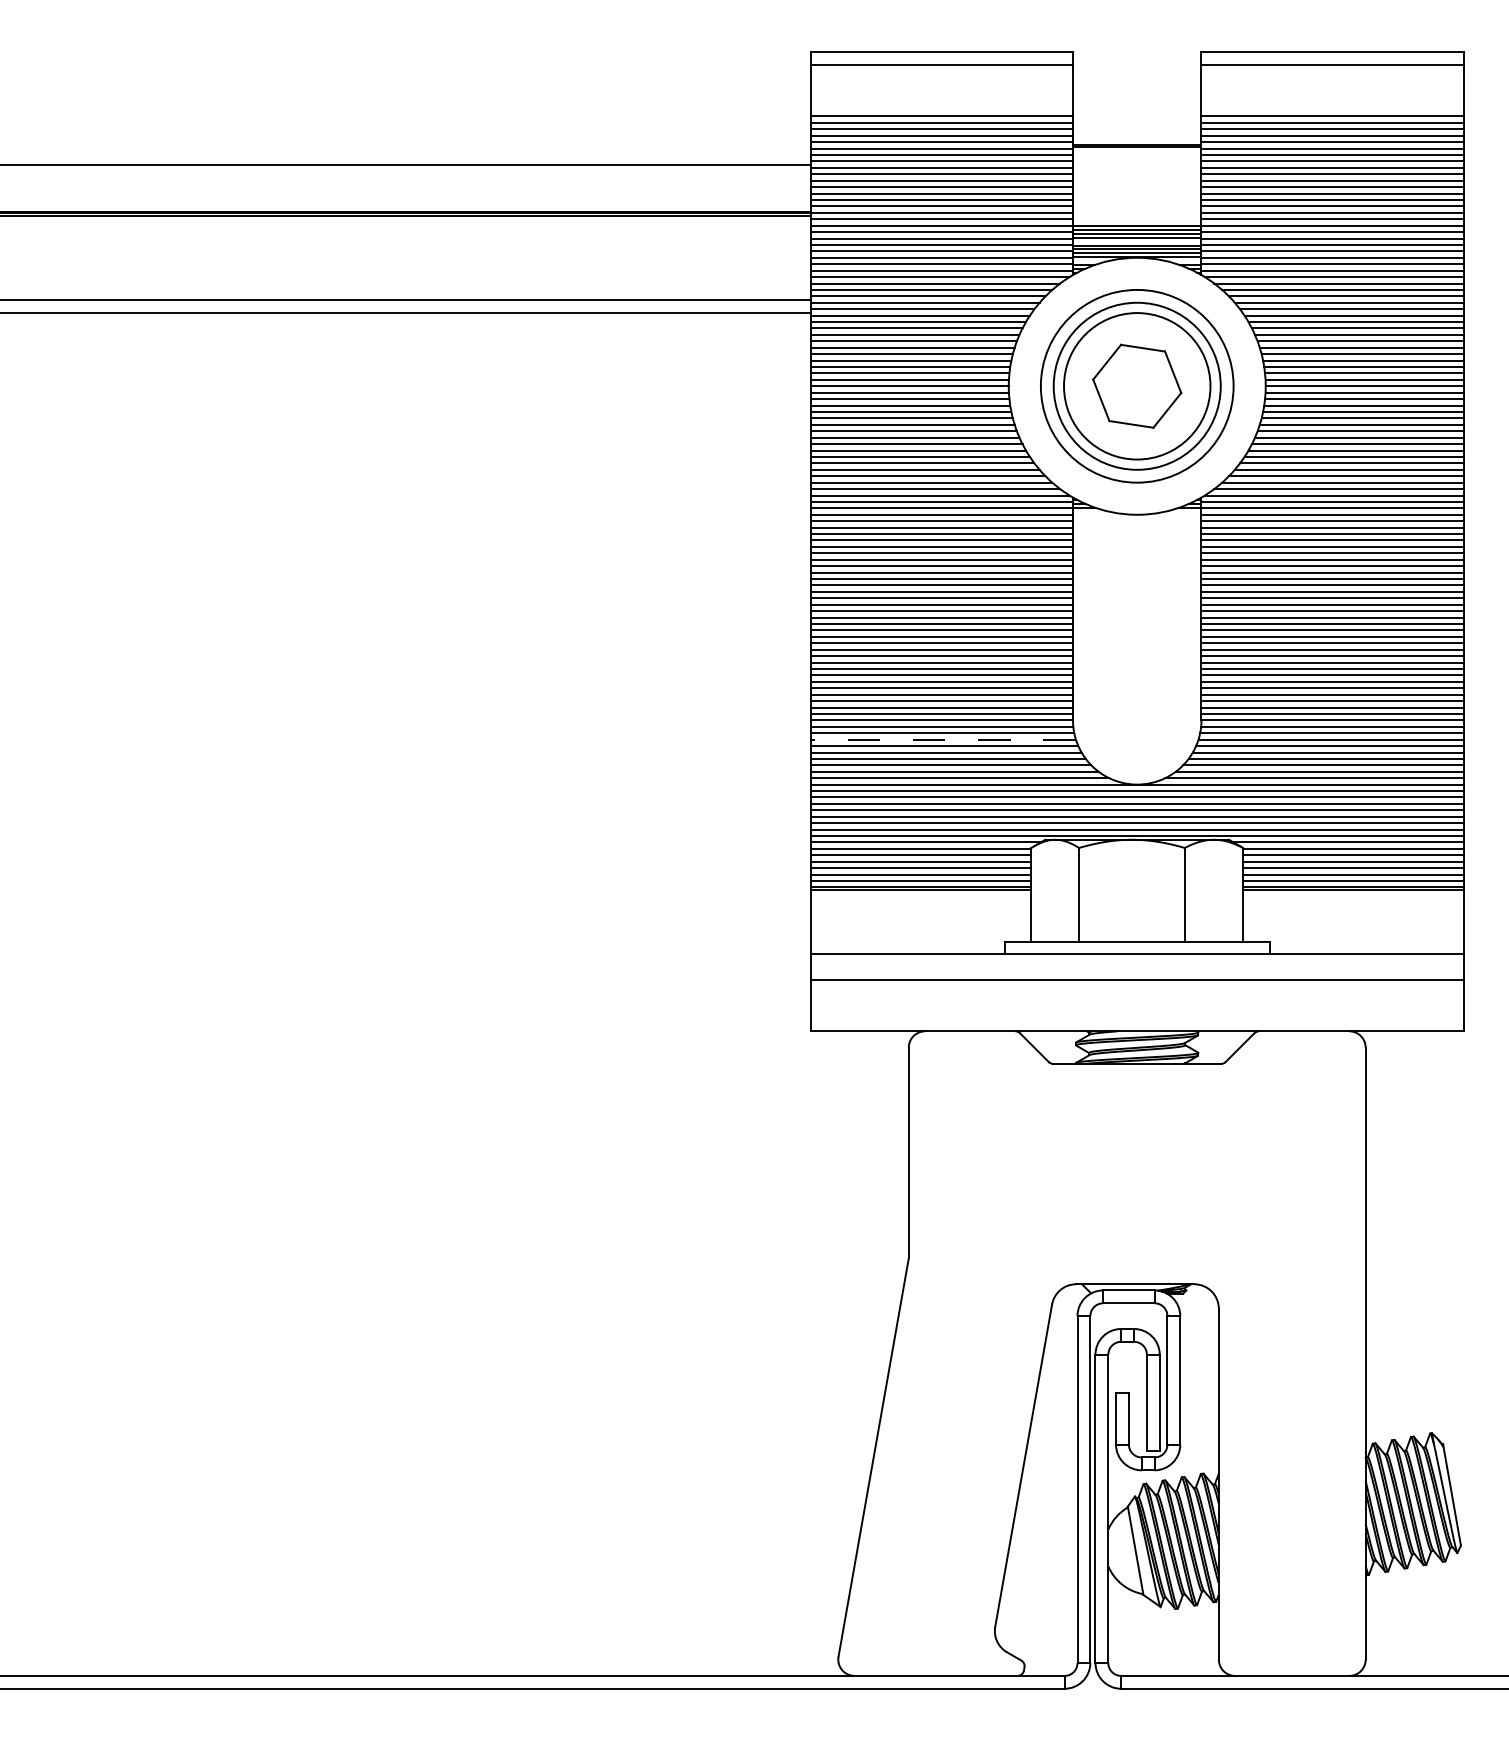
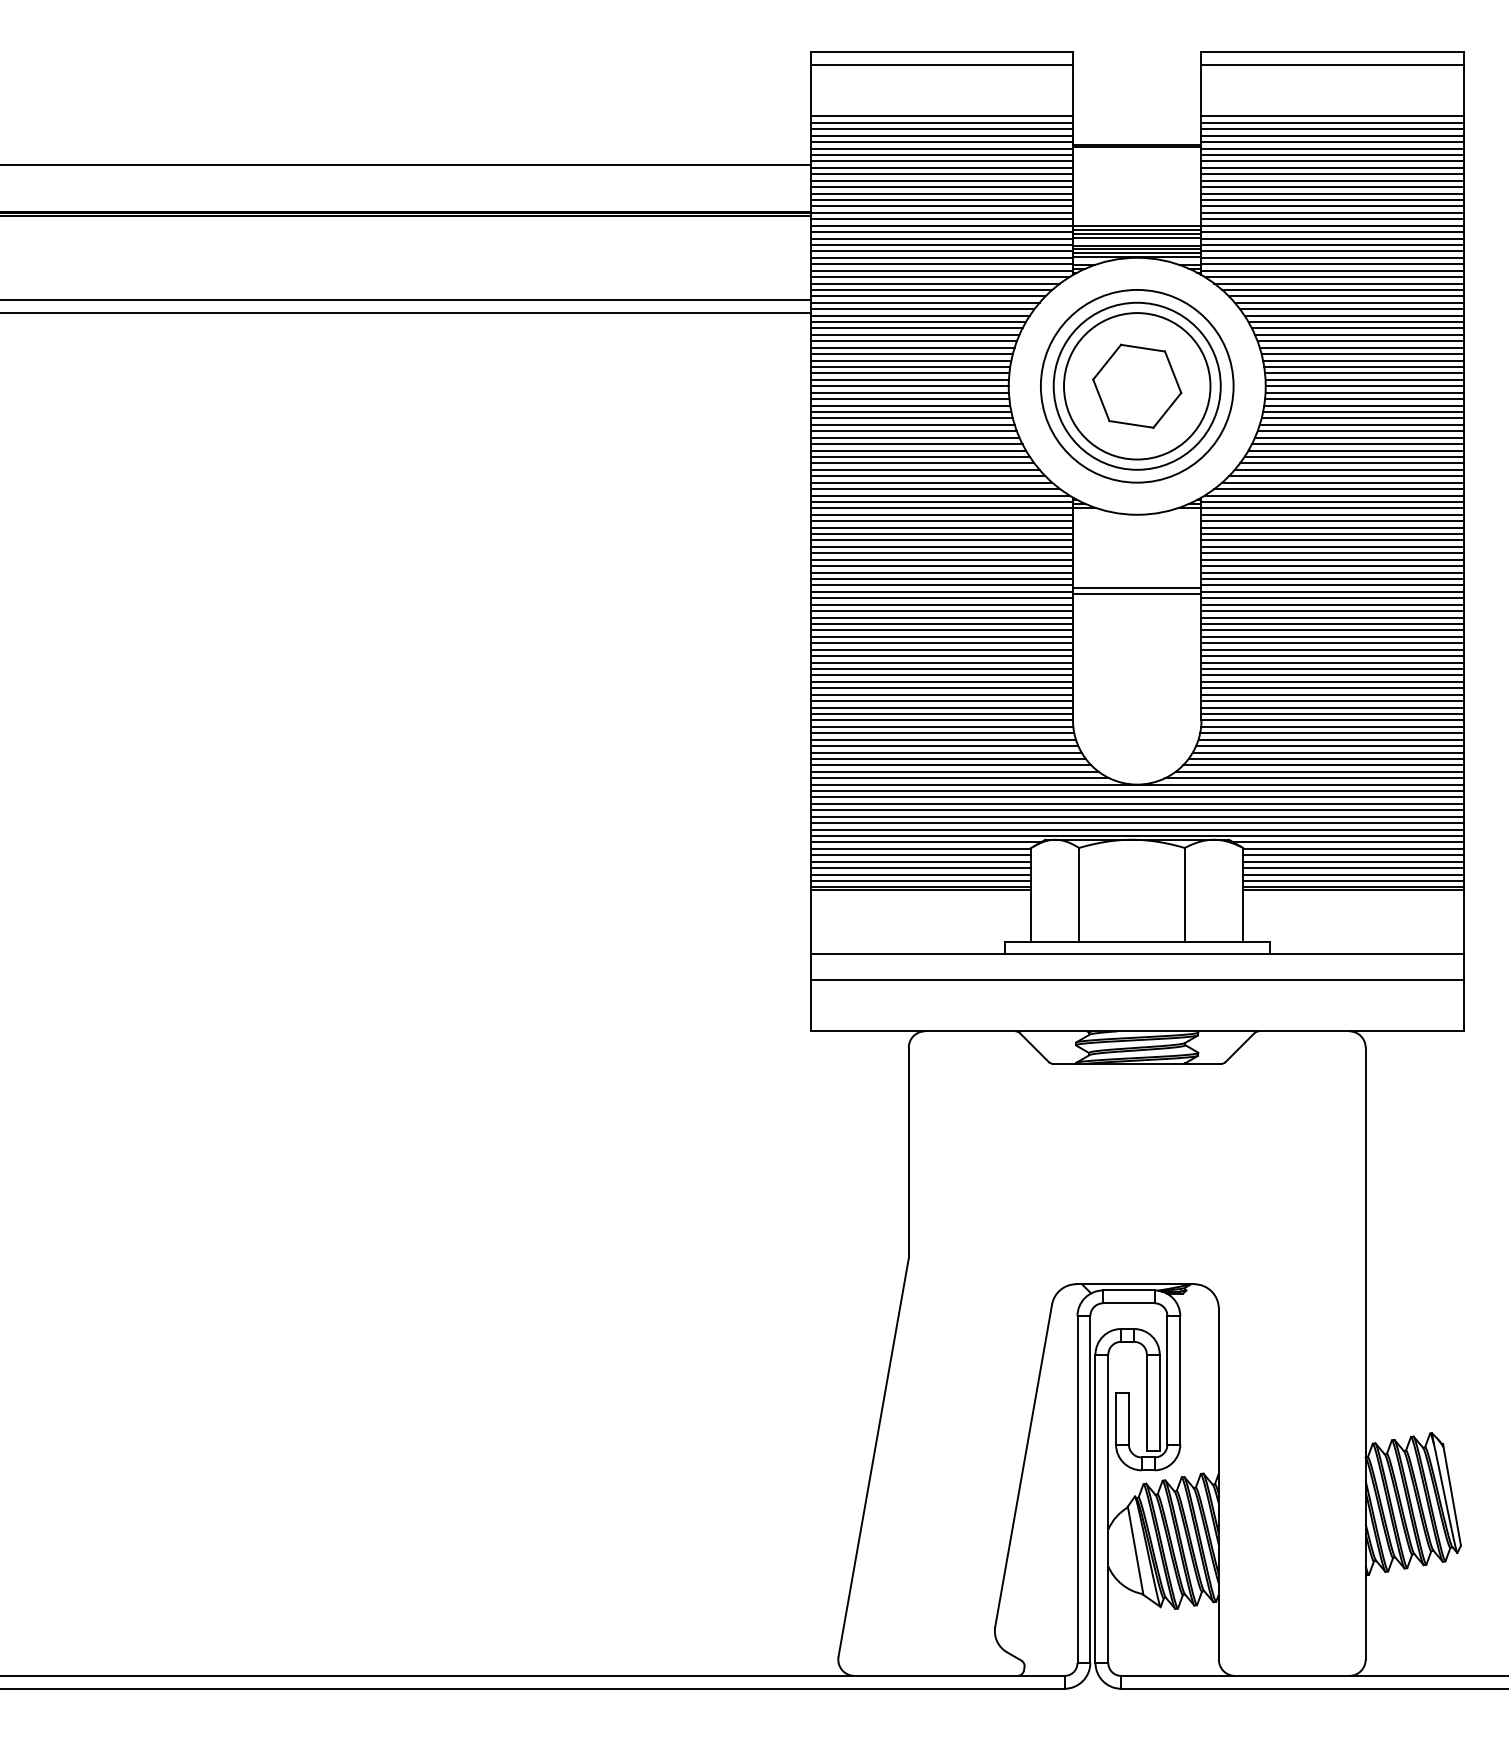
line: none -> present (1136, 588)
line: none -> present (1136, 594)
line: dashed -> solid (943, 739)
